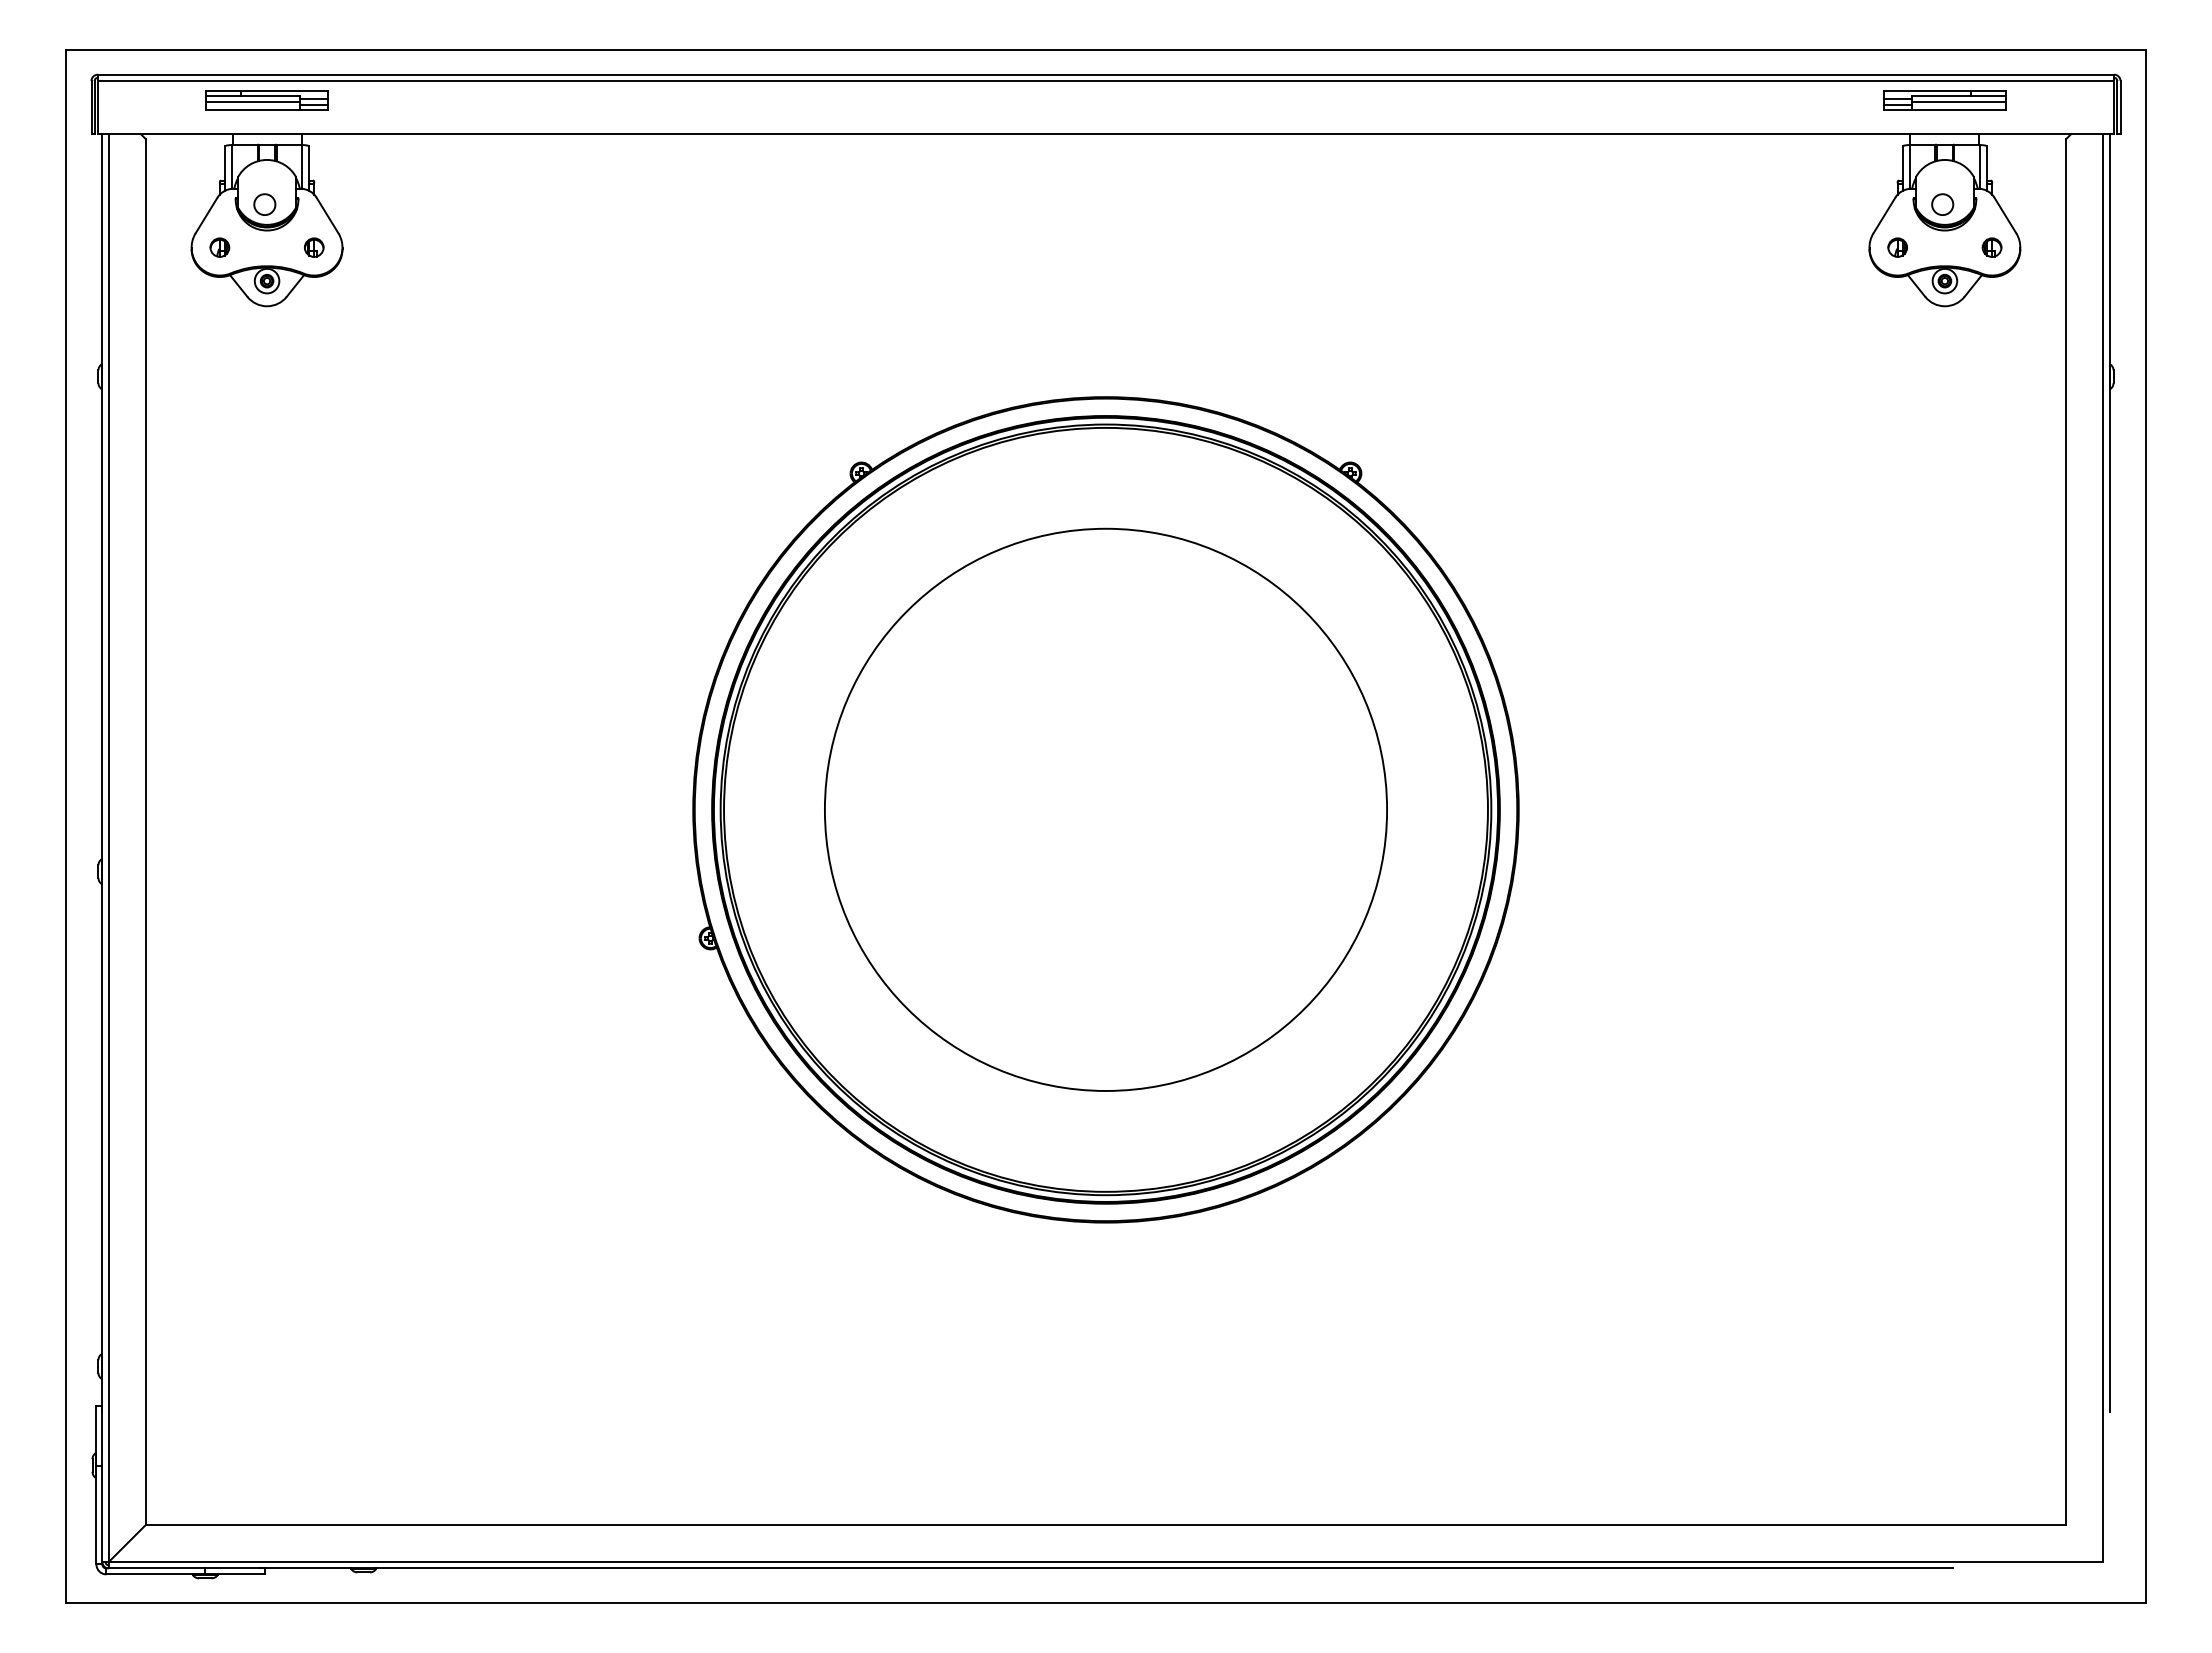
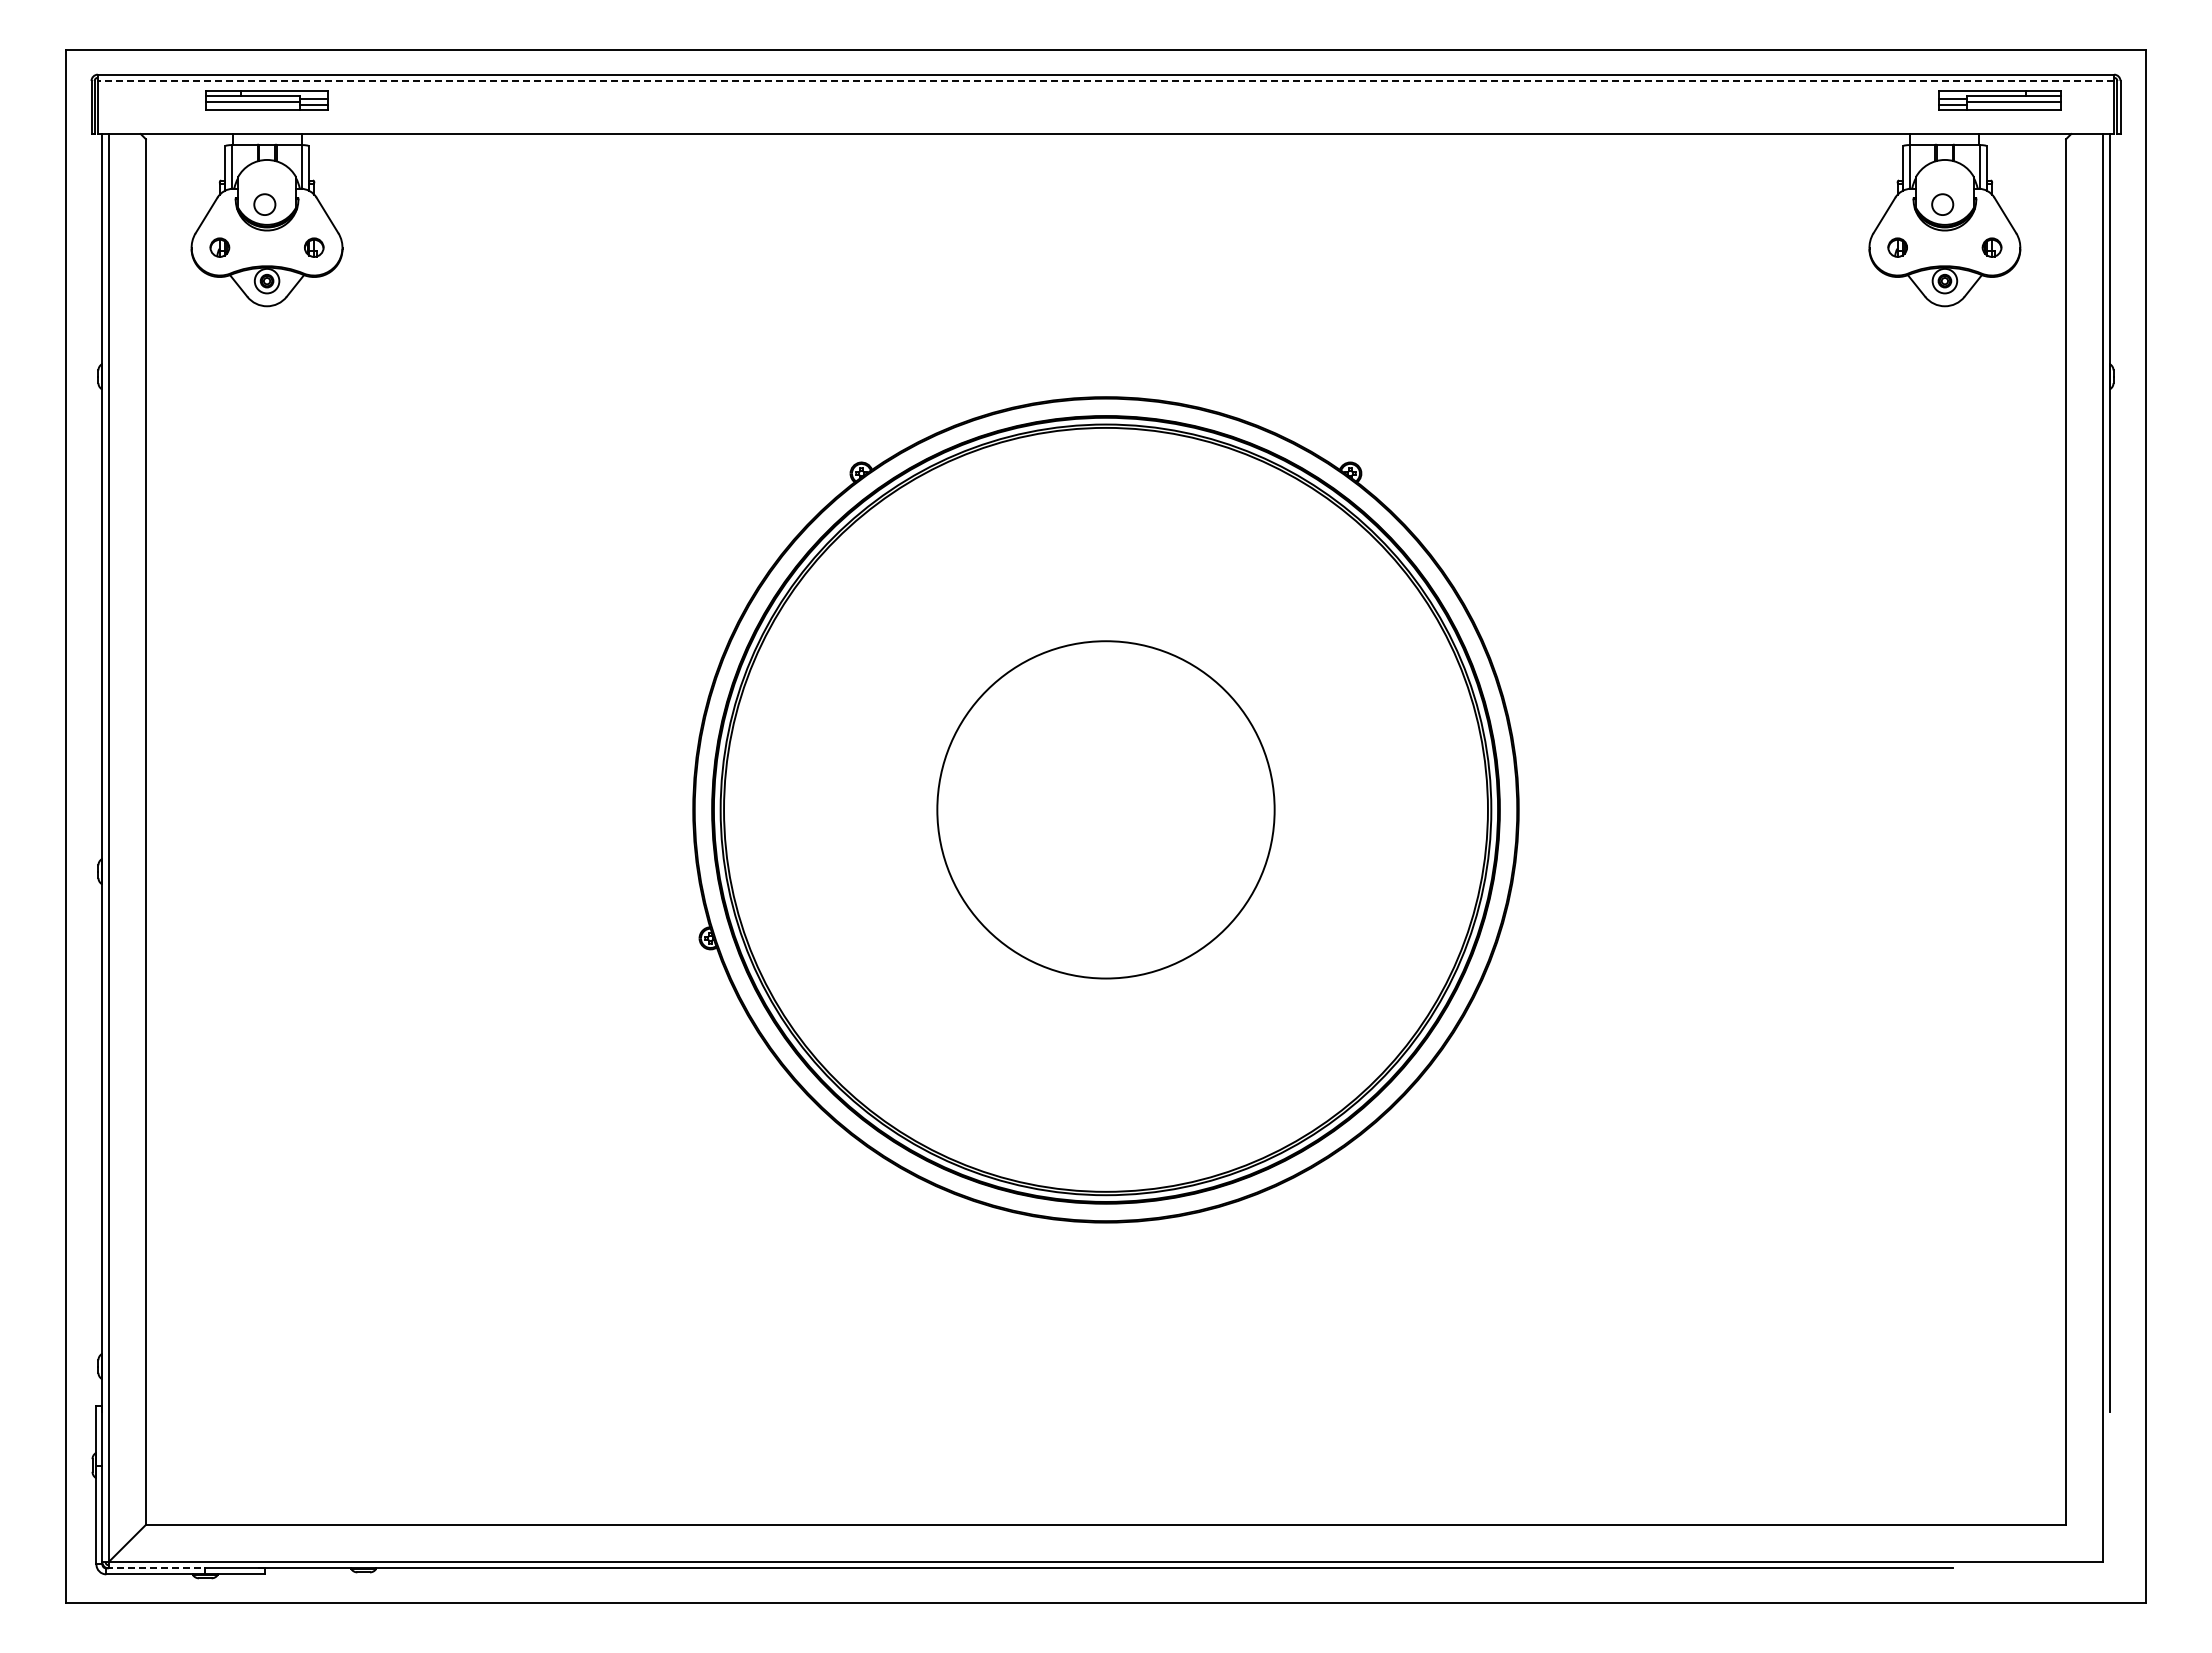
line: solid -> dashed (1105, 81)
part position: (1944, 100) -> (1999, 100) (1999, 100)
circle diameter: 562 px -> 337 px (1105, 809)
line: solid -> dashed (156, 1568)
